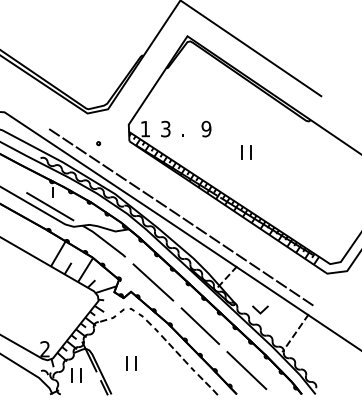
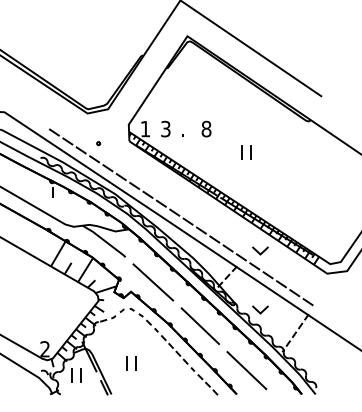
text: 9 -> 8 (206, 129)
line: present -> none (50, 206)
line: none -> present (258, 251)
